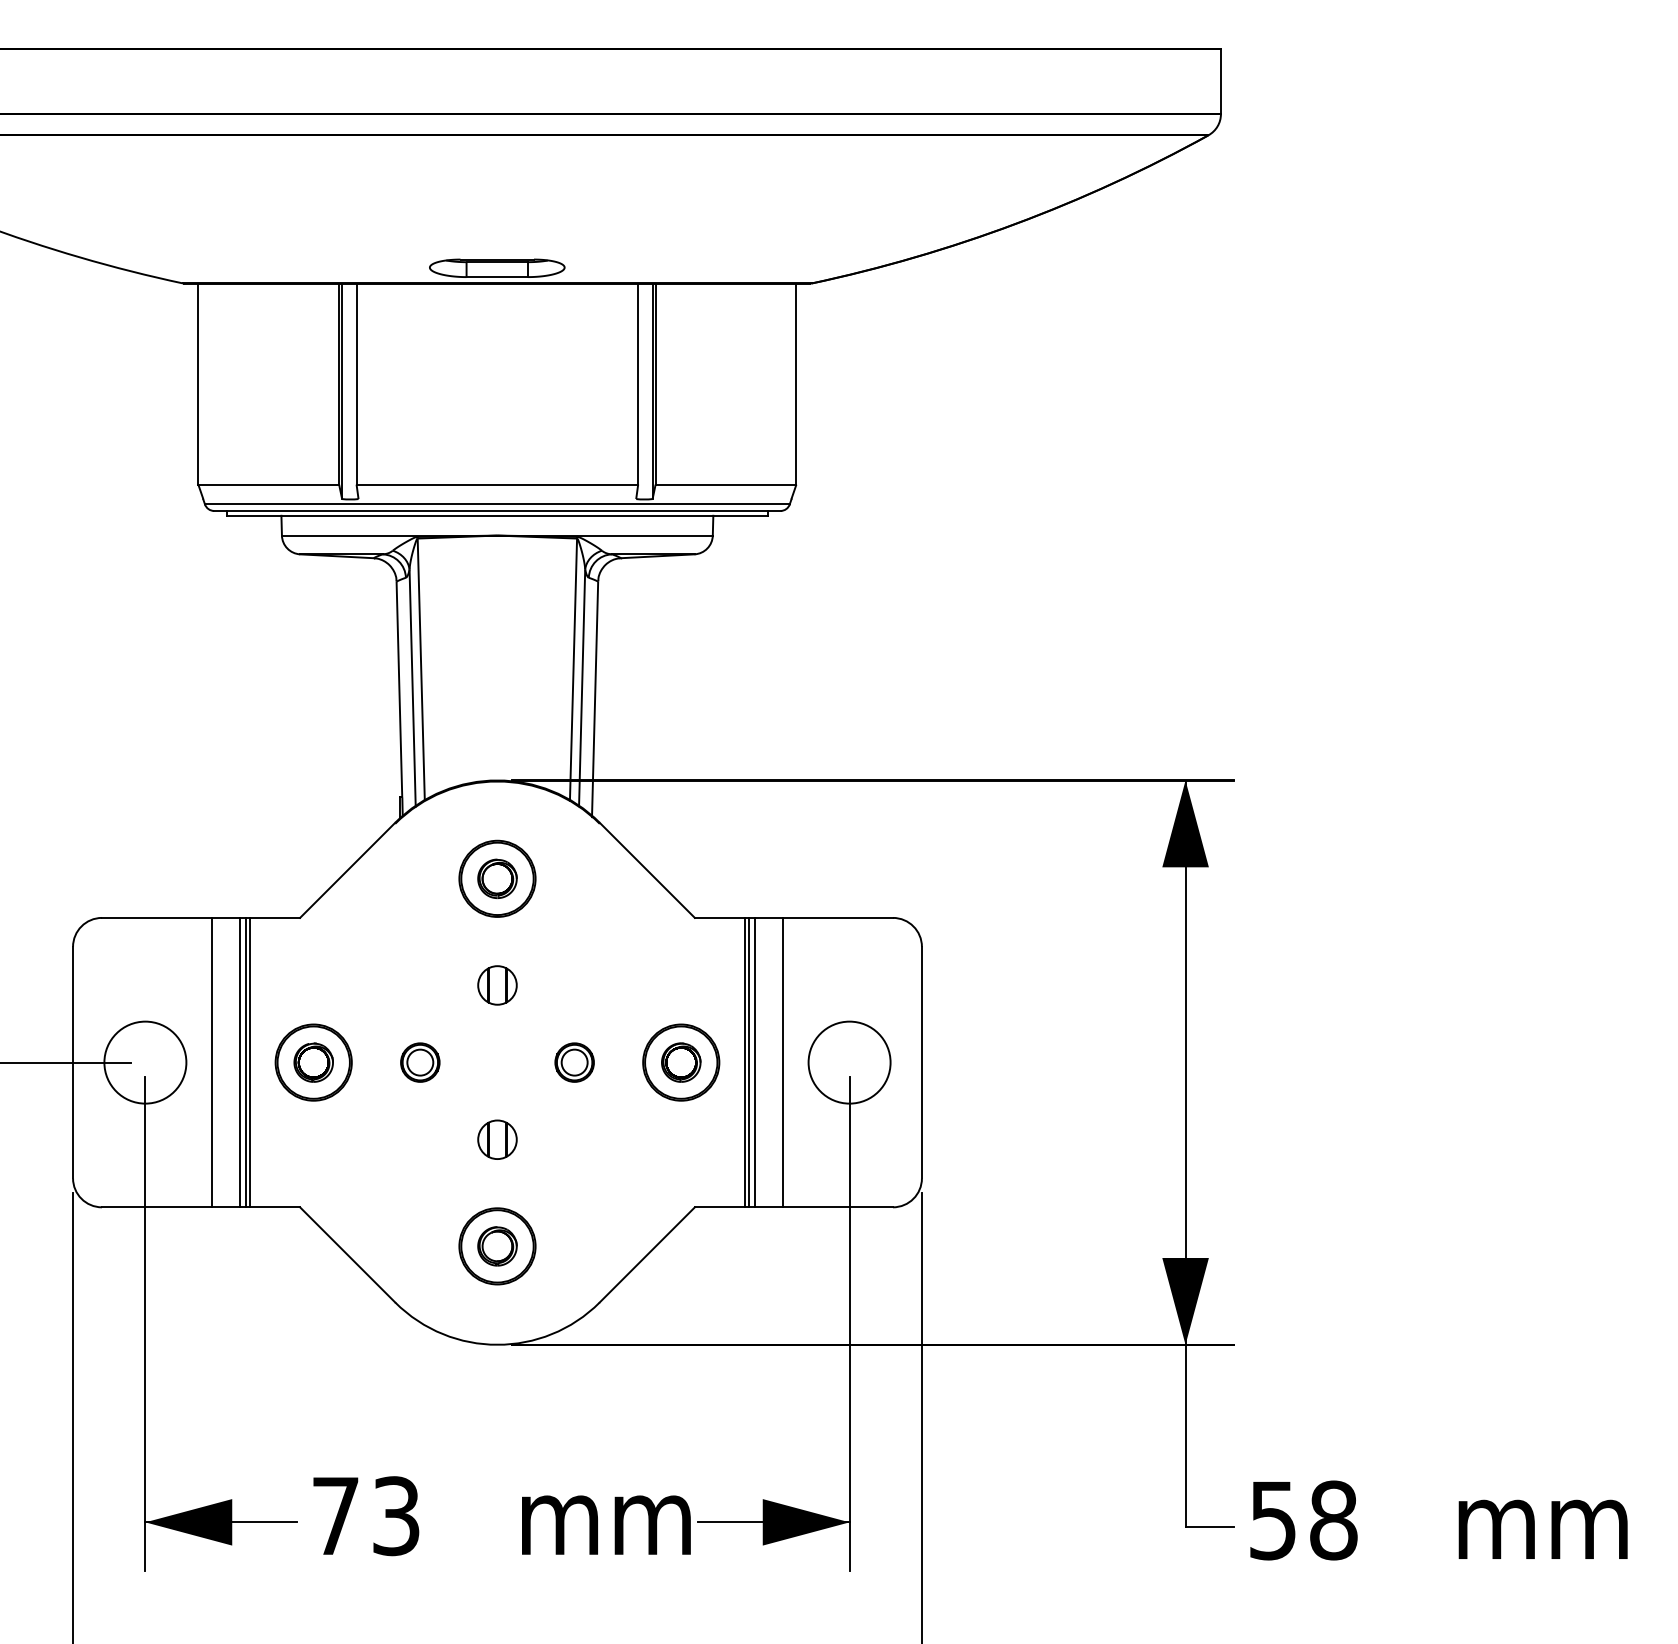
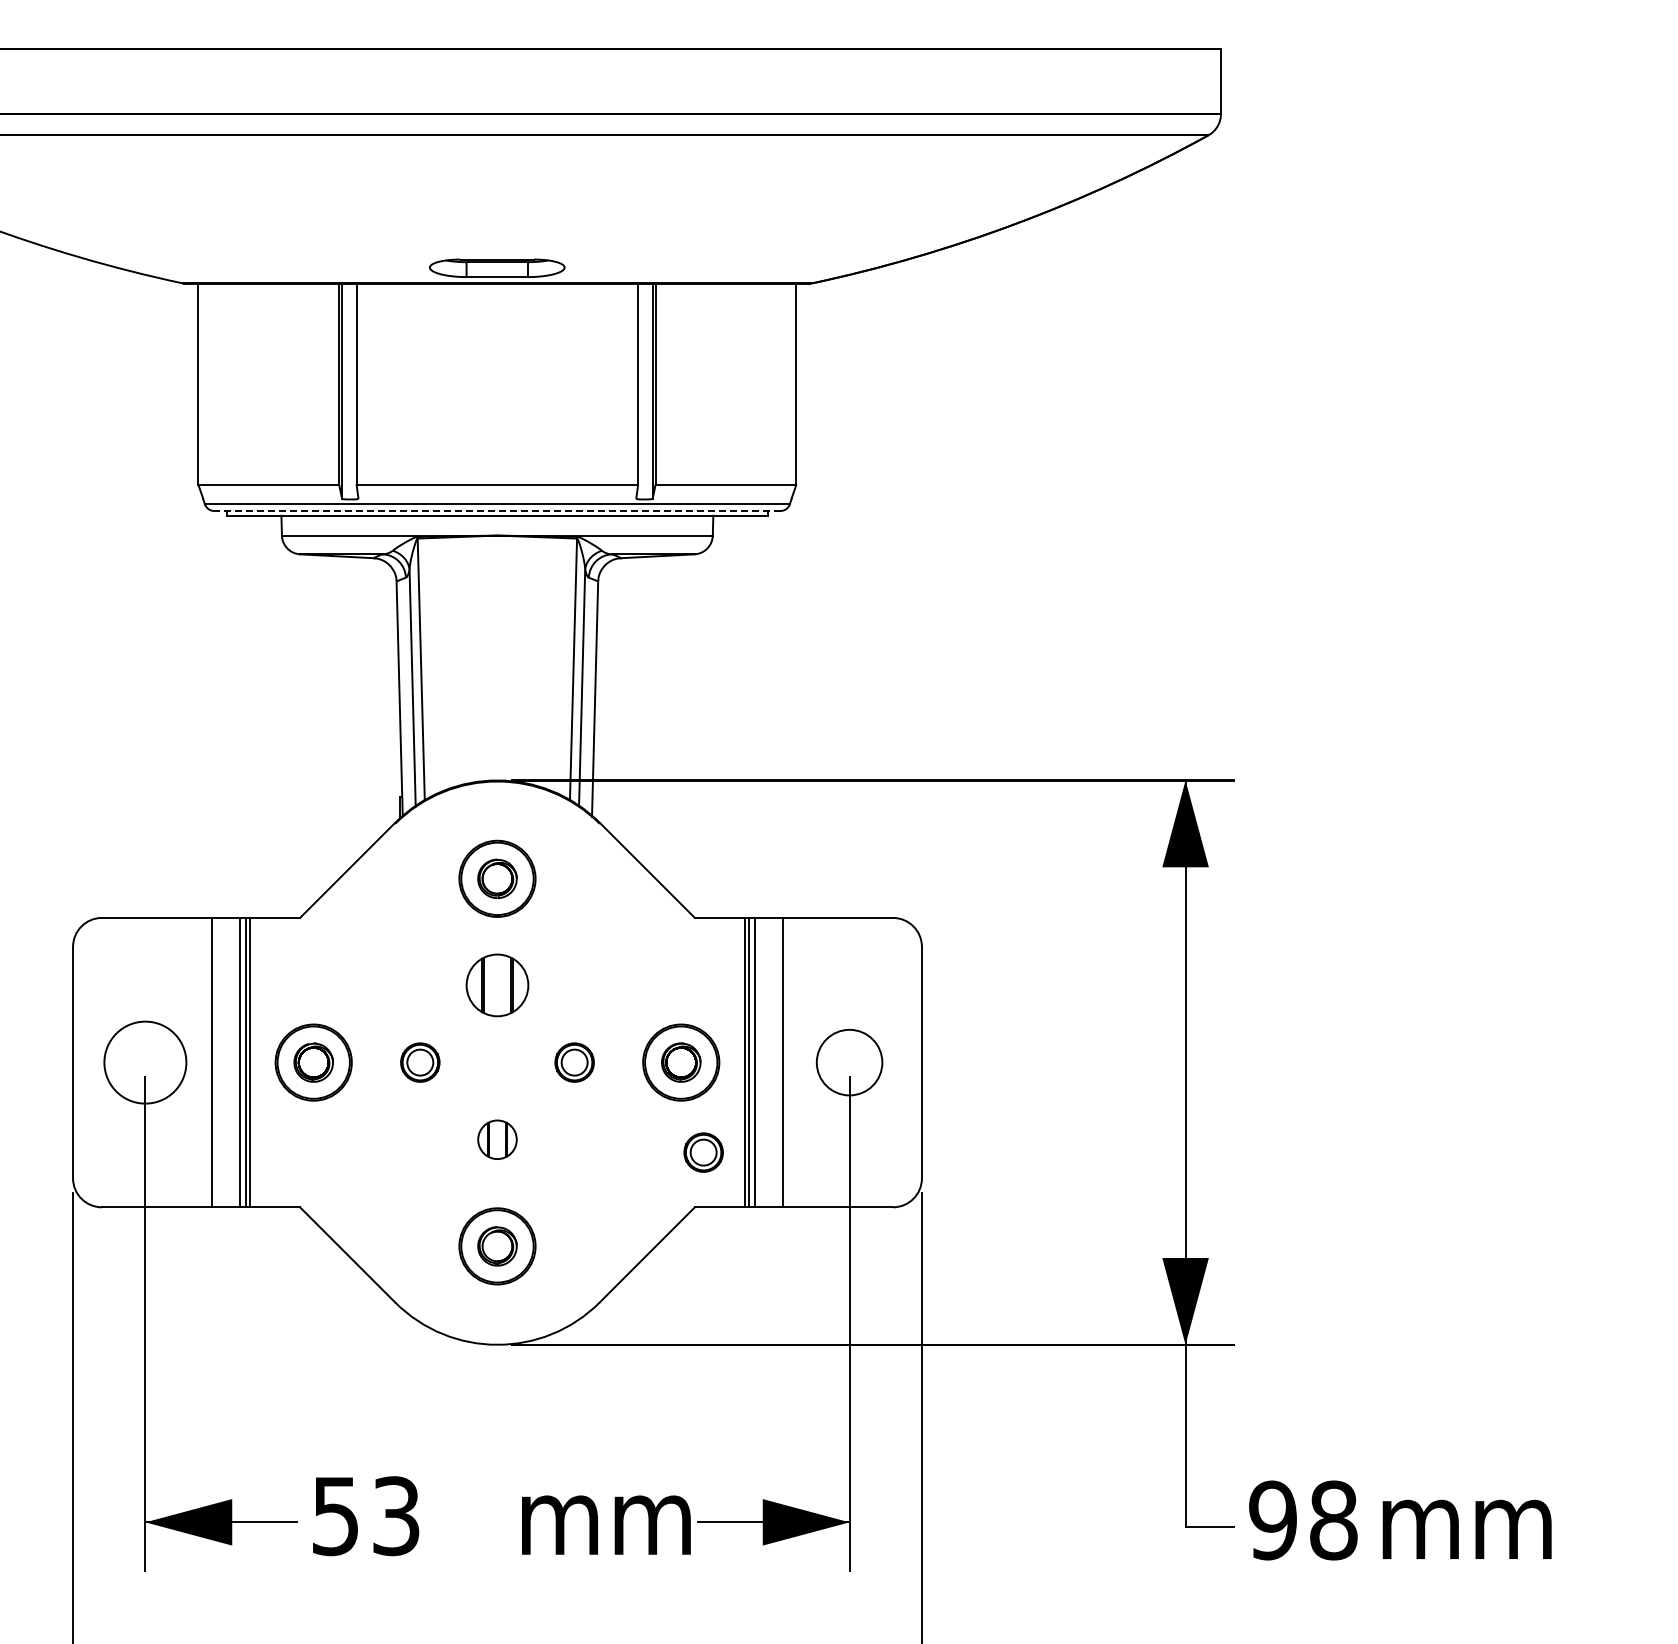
line: solid -> dashed (496, 510)
part size: 41x41 px -> 65x65 px (497, 985)
line: present -> none (66, 1062)
circle diameter: 82 px -> 66 px (849, 1062)
part: none -> present (703, 1152)
text: 73 -> 53 (335, 1516)
text: 58 -> 98 (1272, 1520)
text position: (1542, 1528) -> (1466, 1528) (1466, 1528)
